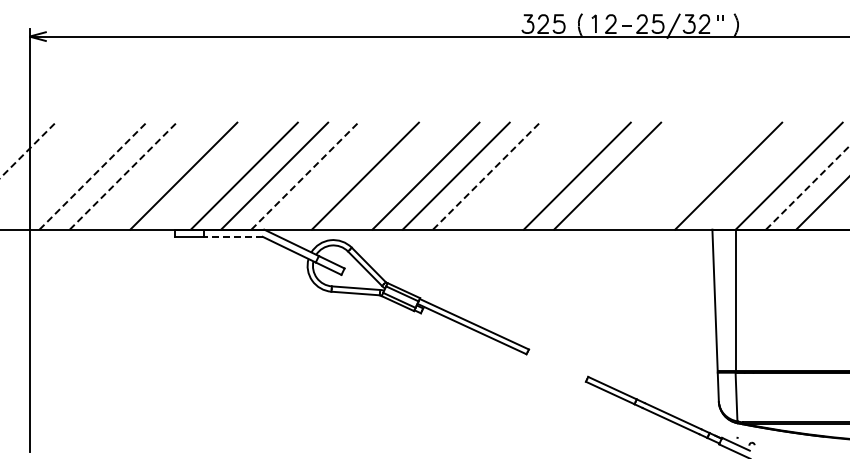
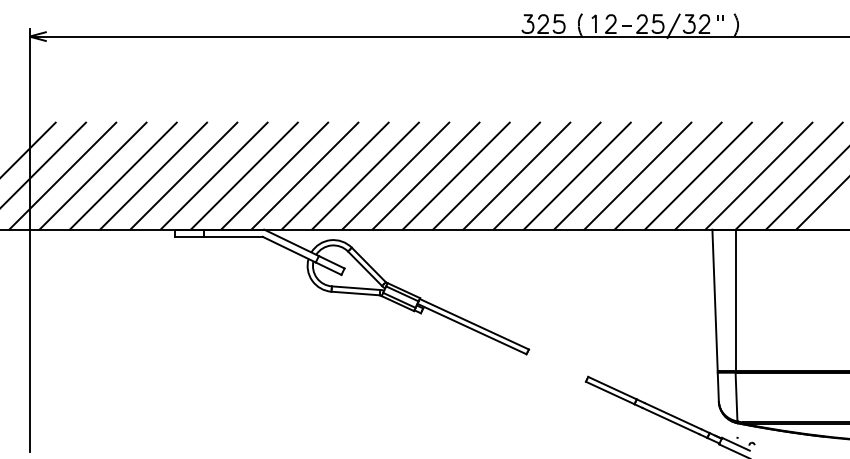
line: dashed -> solid (28, 150)
line: none -> present (43, 164)
line: none -> present (62, 175)
line: none -> present (153, 175)
line: none -> present (213, 175)
line: none -> present (334, 175)
line: none -> present (395, 175)
line: none -> present (516, 175)
line: none -> present (546, 175)
line: none -> present (637, 175)
line: none -> present (667, 175)
line: none -> present (697, 175)
line: none -> present (758, 175)
line: dashed -> solid (93, 176)
line: dashed -> solid (123, 176)
line: dashed -> solid (304, 176)
line: dashed -> solid (486, 176)
line: dashed -> solid (808, 187)
line: dashed -> solid (233, 236)
